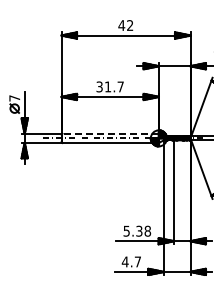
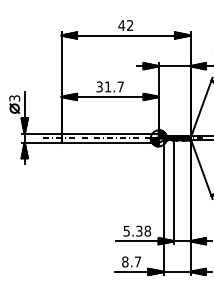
text: 7 -> 3 (14, 98)
line: dashed -> solid (110, 133)
text: 4.7 -> 8.7 (124, 261)
